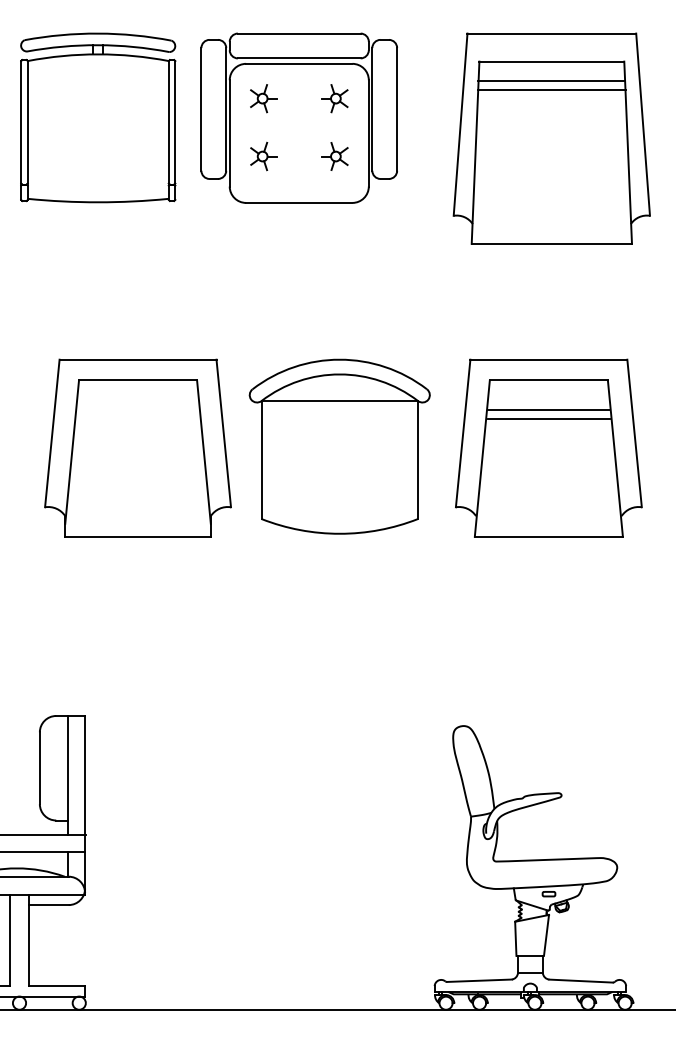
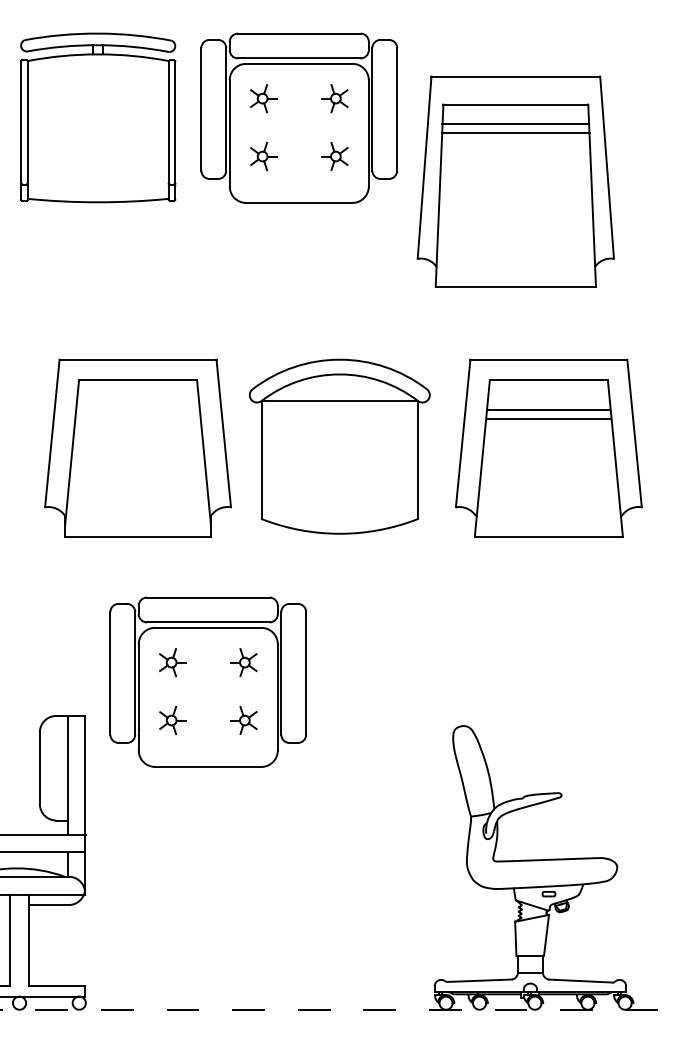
part position: (551, 138) -> (515, 181) (515, 181)
part: none -> present (207, 681)
line: solid -> dashed (338, 1009)
